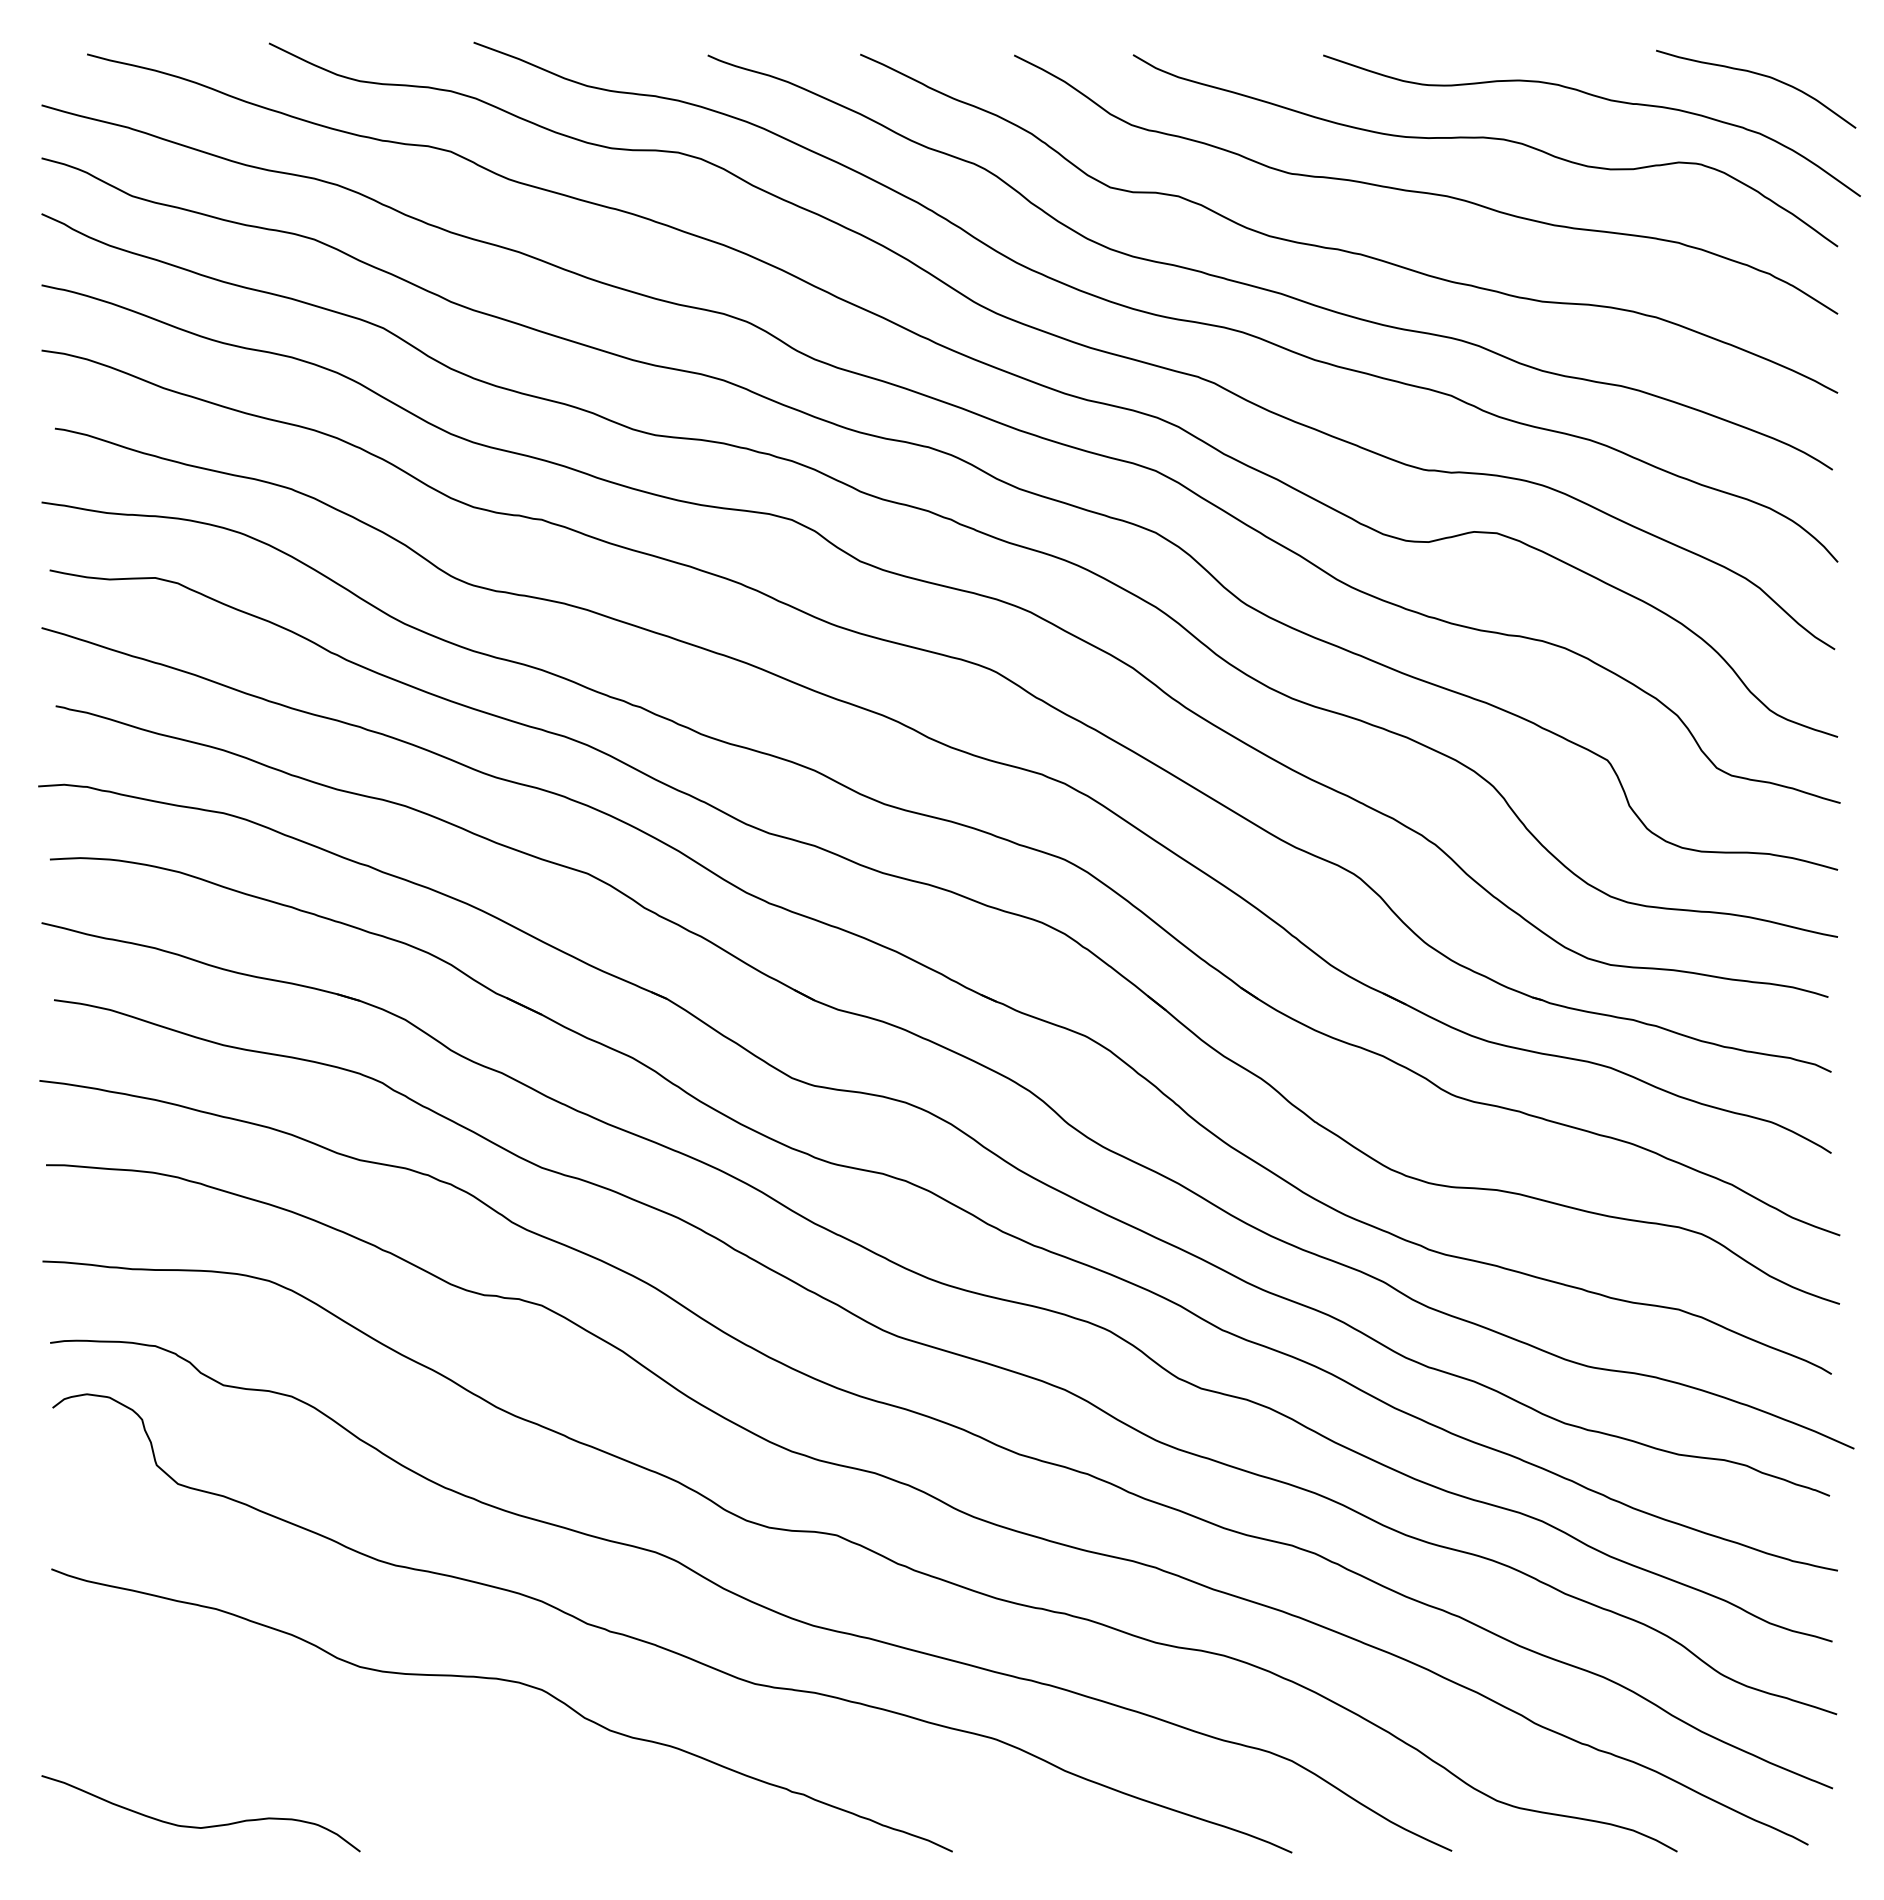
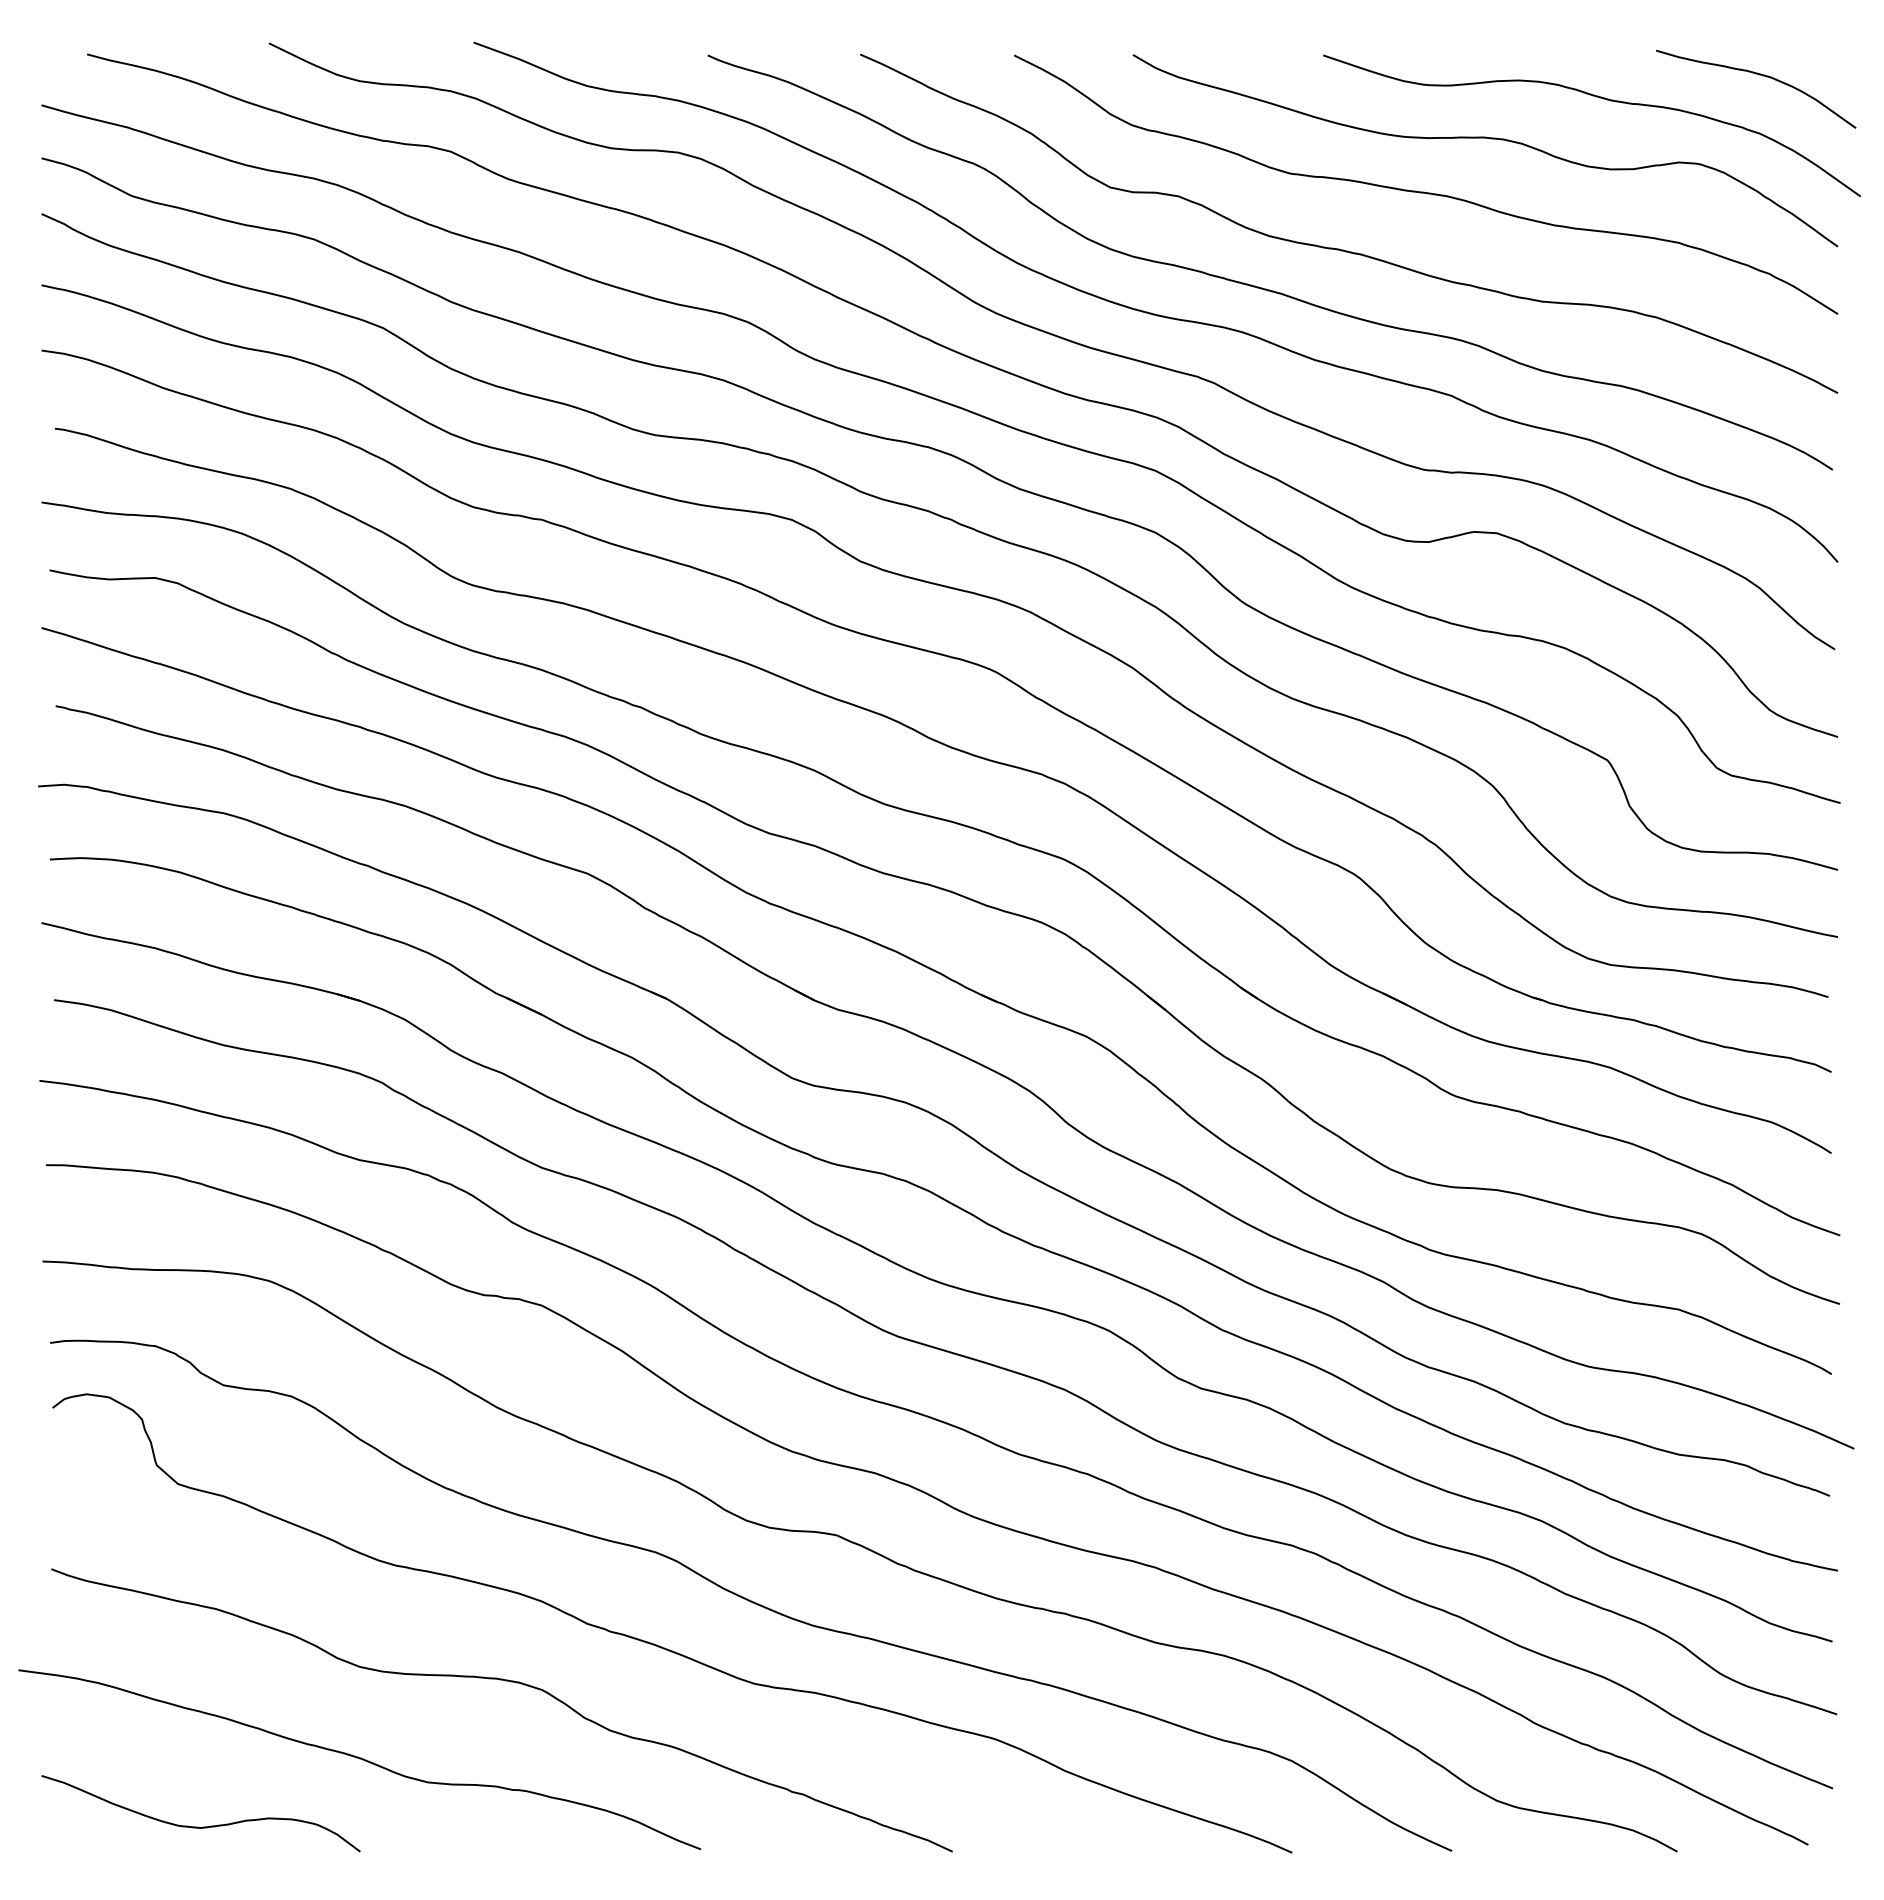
curve: none -> present (359, 1759)
